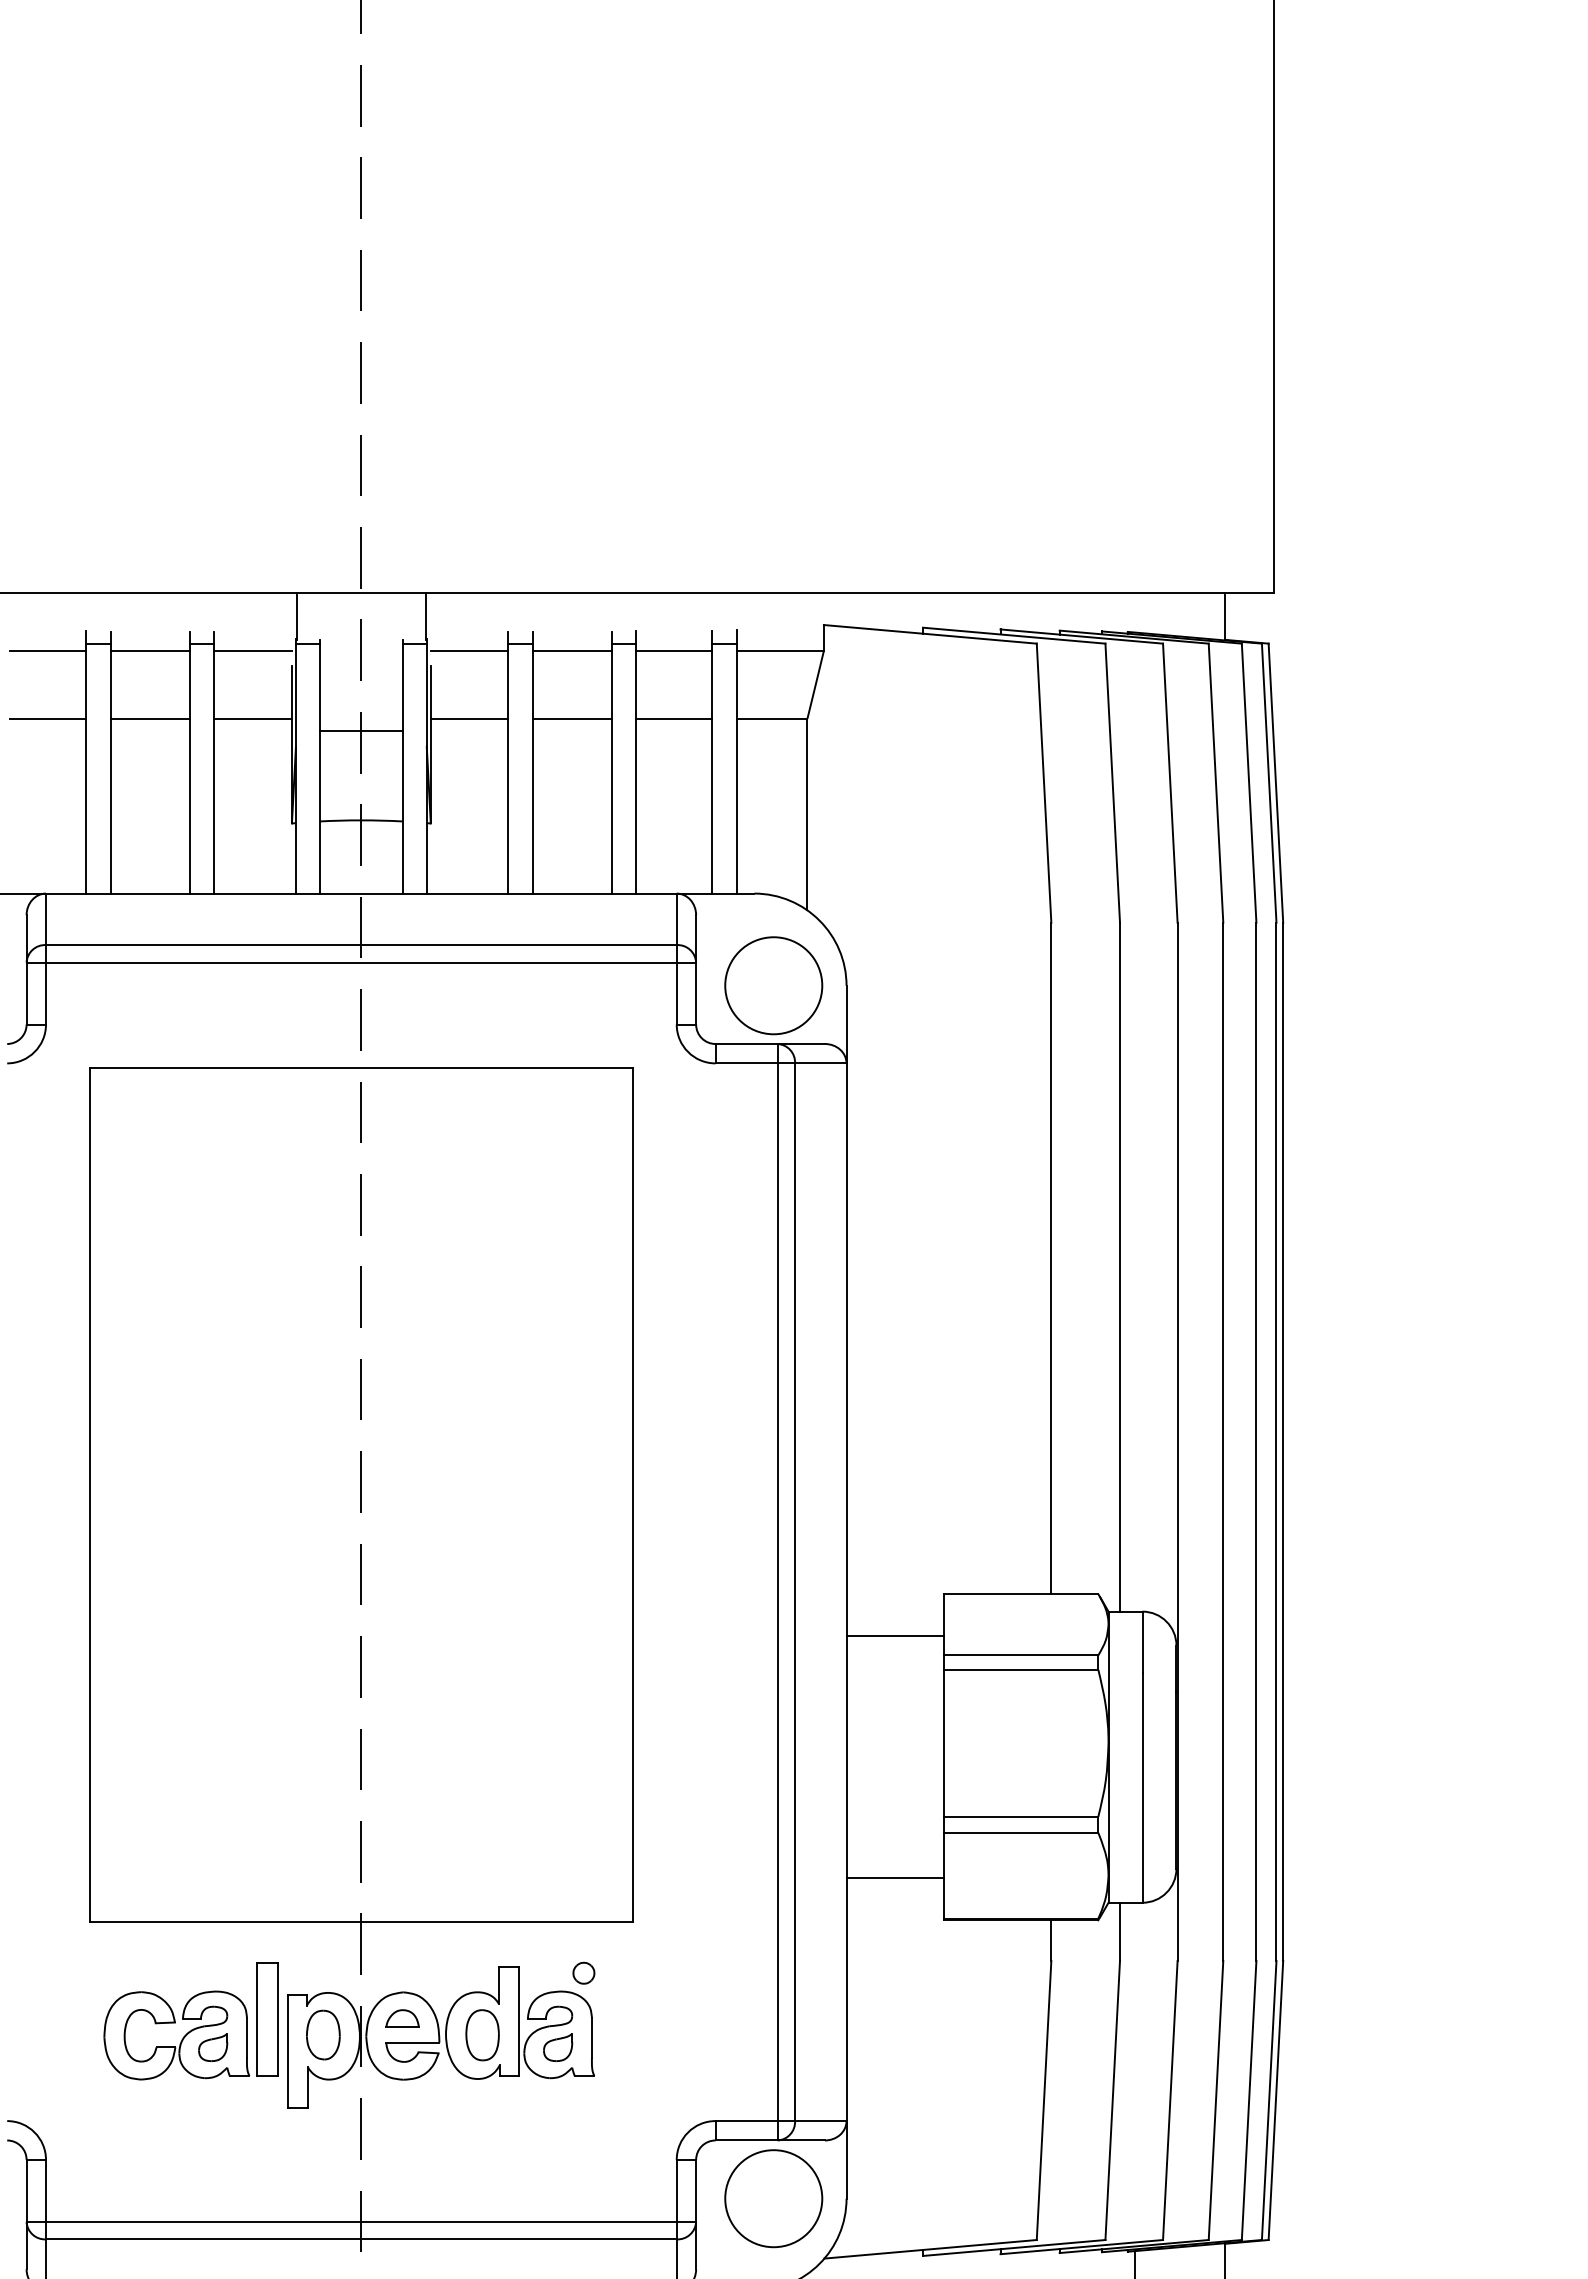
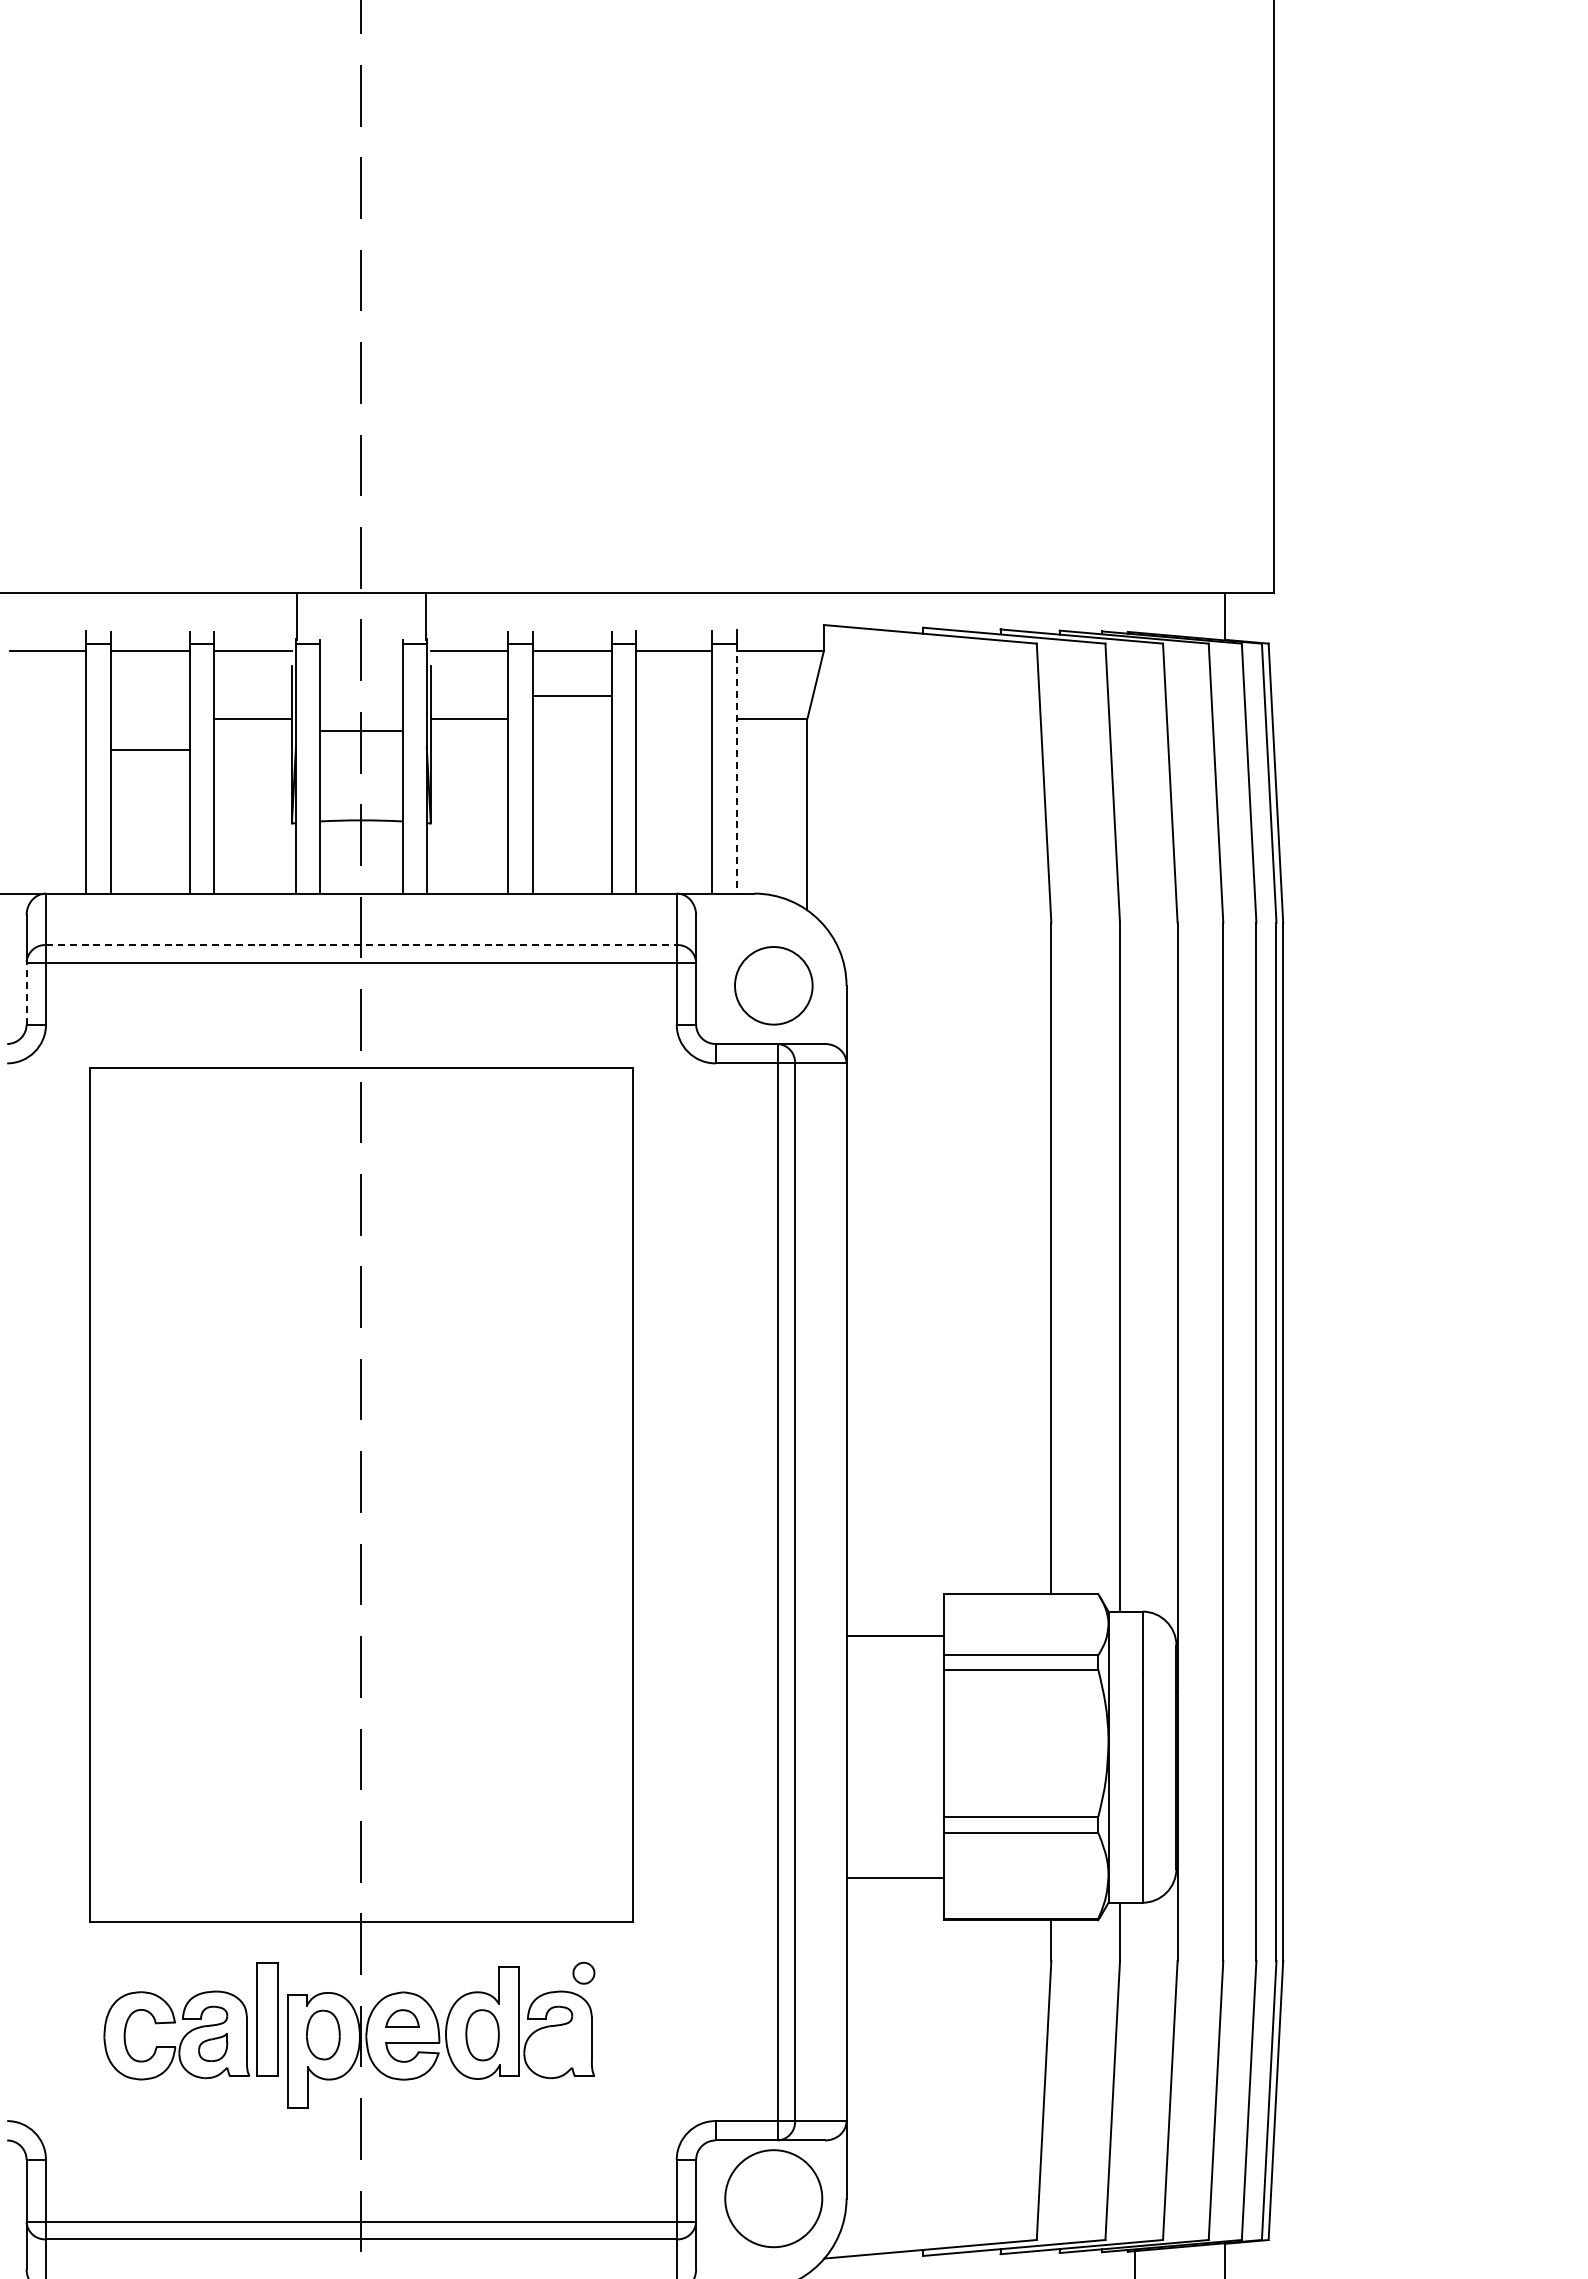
line: present -> none (48, 718)
line position: (150, 718) -> (150, 749) (150, 749)
line position: (572, 718) -> (572, 695) (572, 695)
line: present -> none (674, 718)
line: solid -> dashed (736, 768)
line: solid -> dashed (361, 945)
circle size: 100x100 px -> 80x80 px (773, 985)
line: solid -> dashed (26, 993)
part: present -> none (558, 2047)
